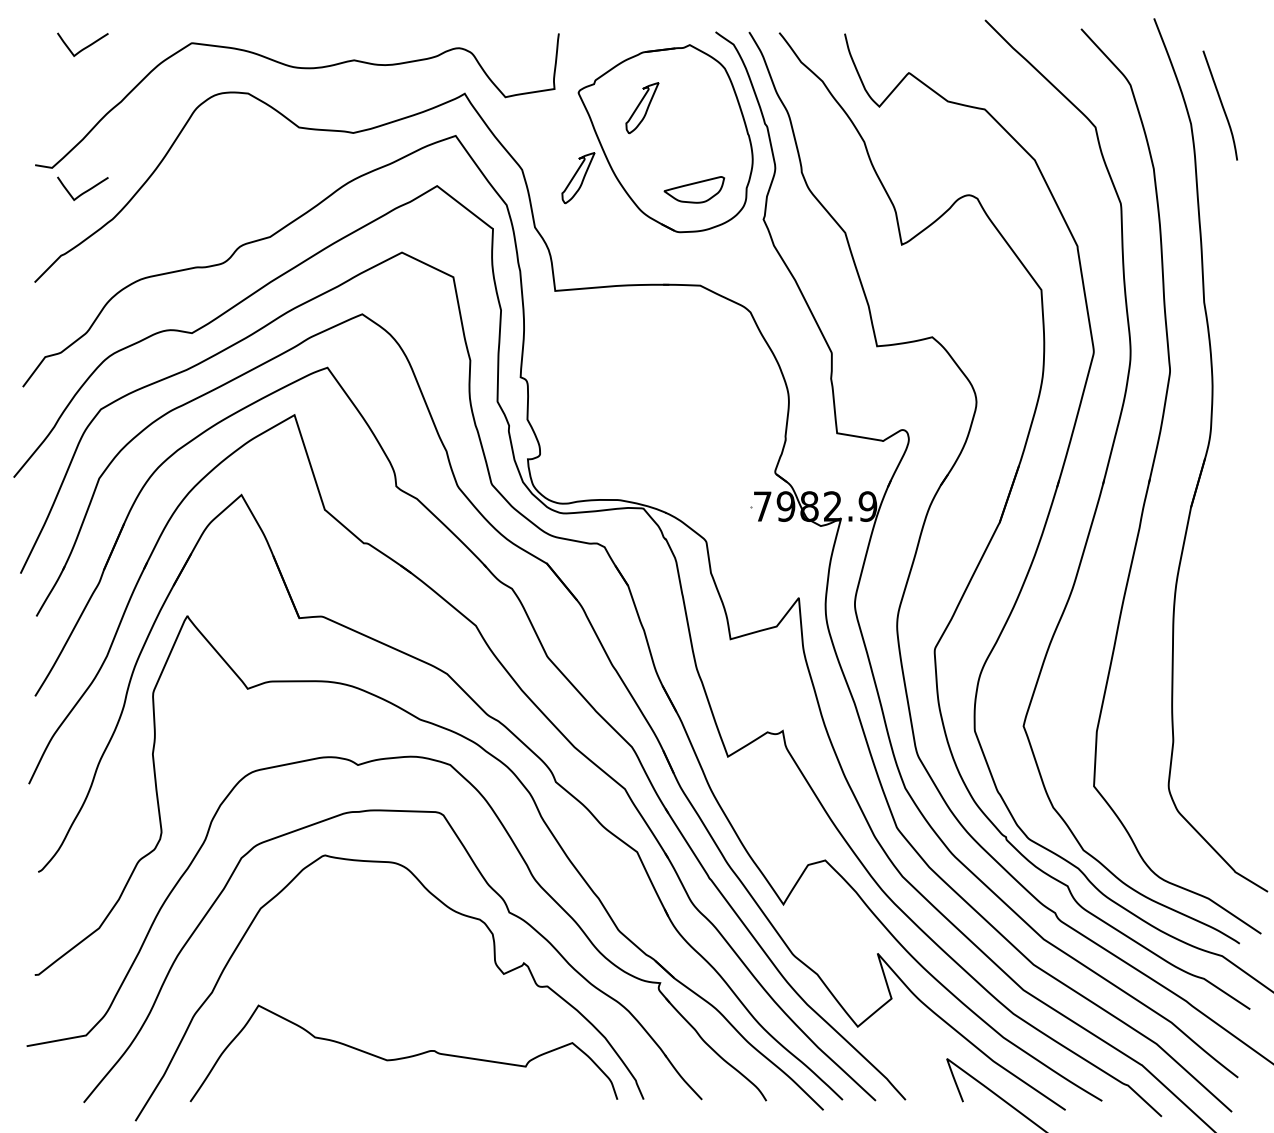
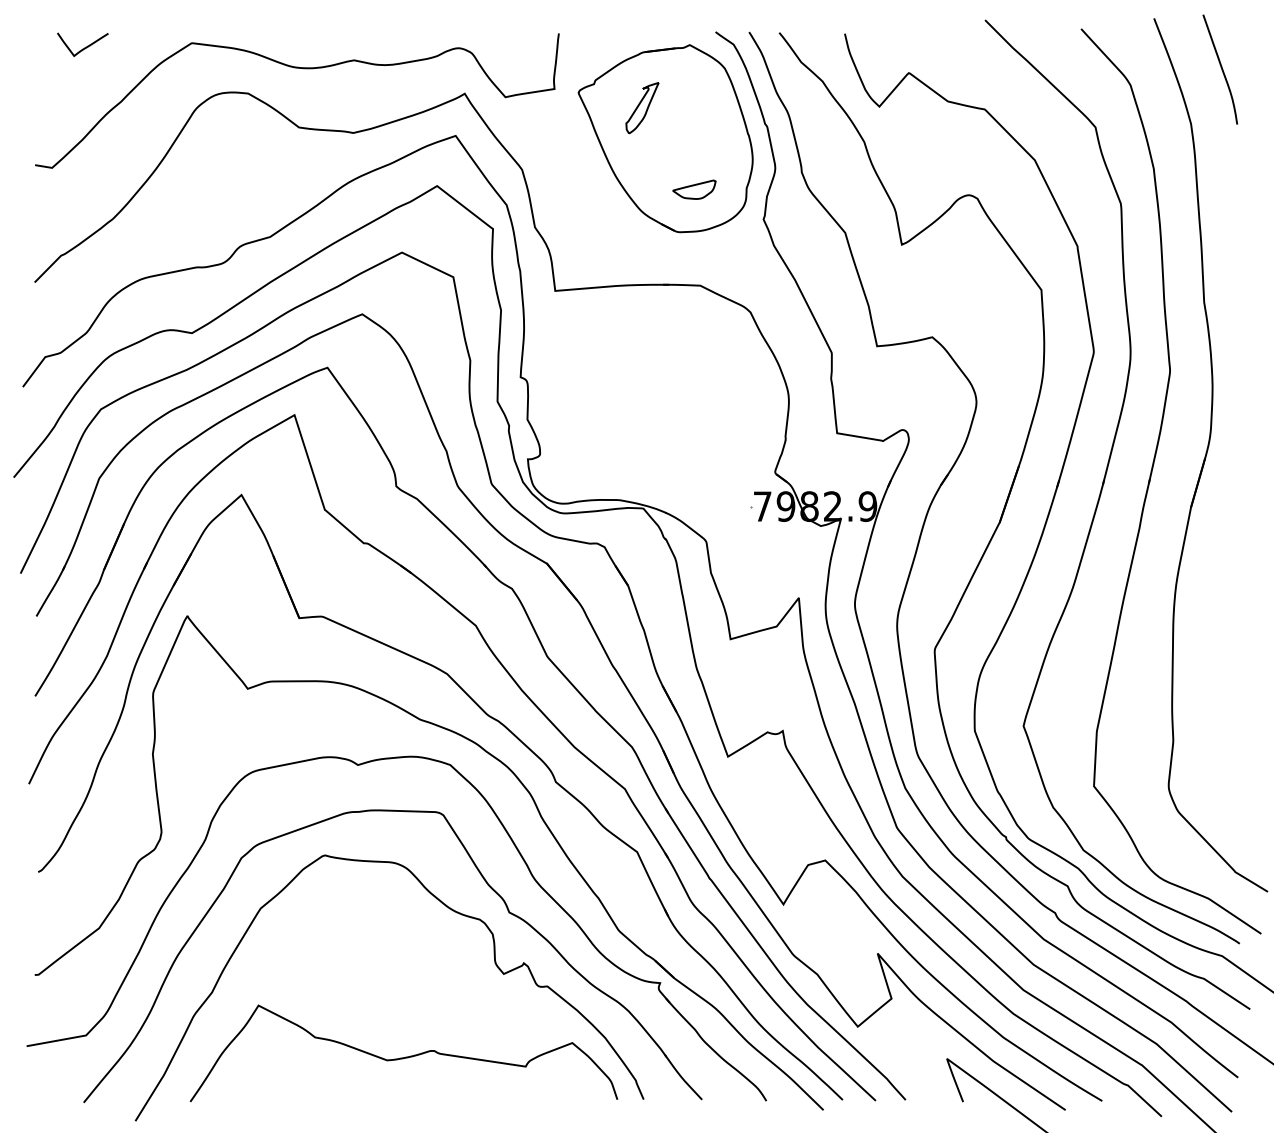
curve position: (1221, 105) -> (1221, 69) (1221, 69)
part: present -> none (578, 178)
part size: 63x28 px -> 45x21 px (694, 189)
curve: present -> none (84, 191)
